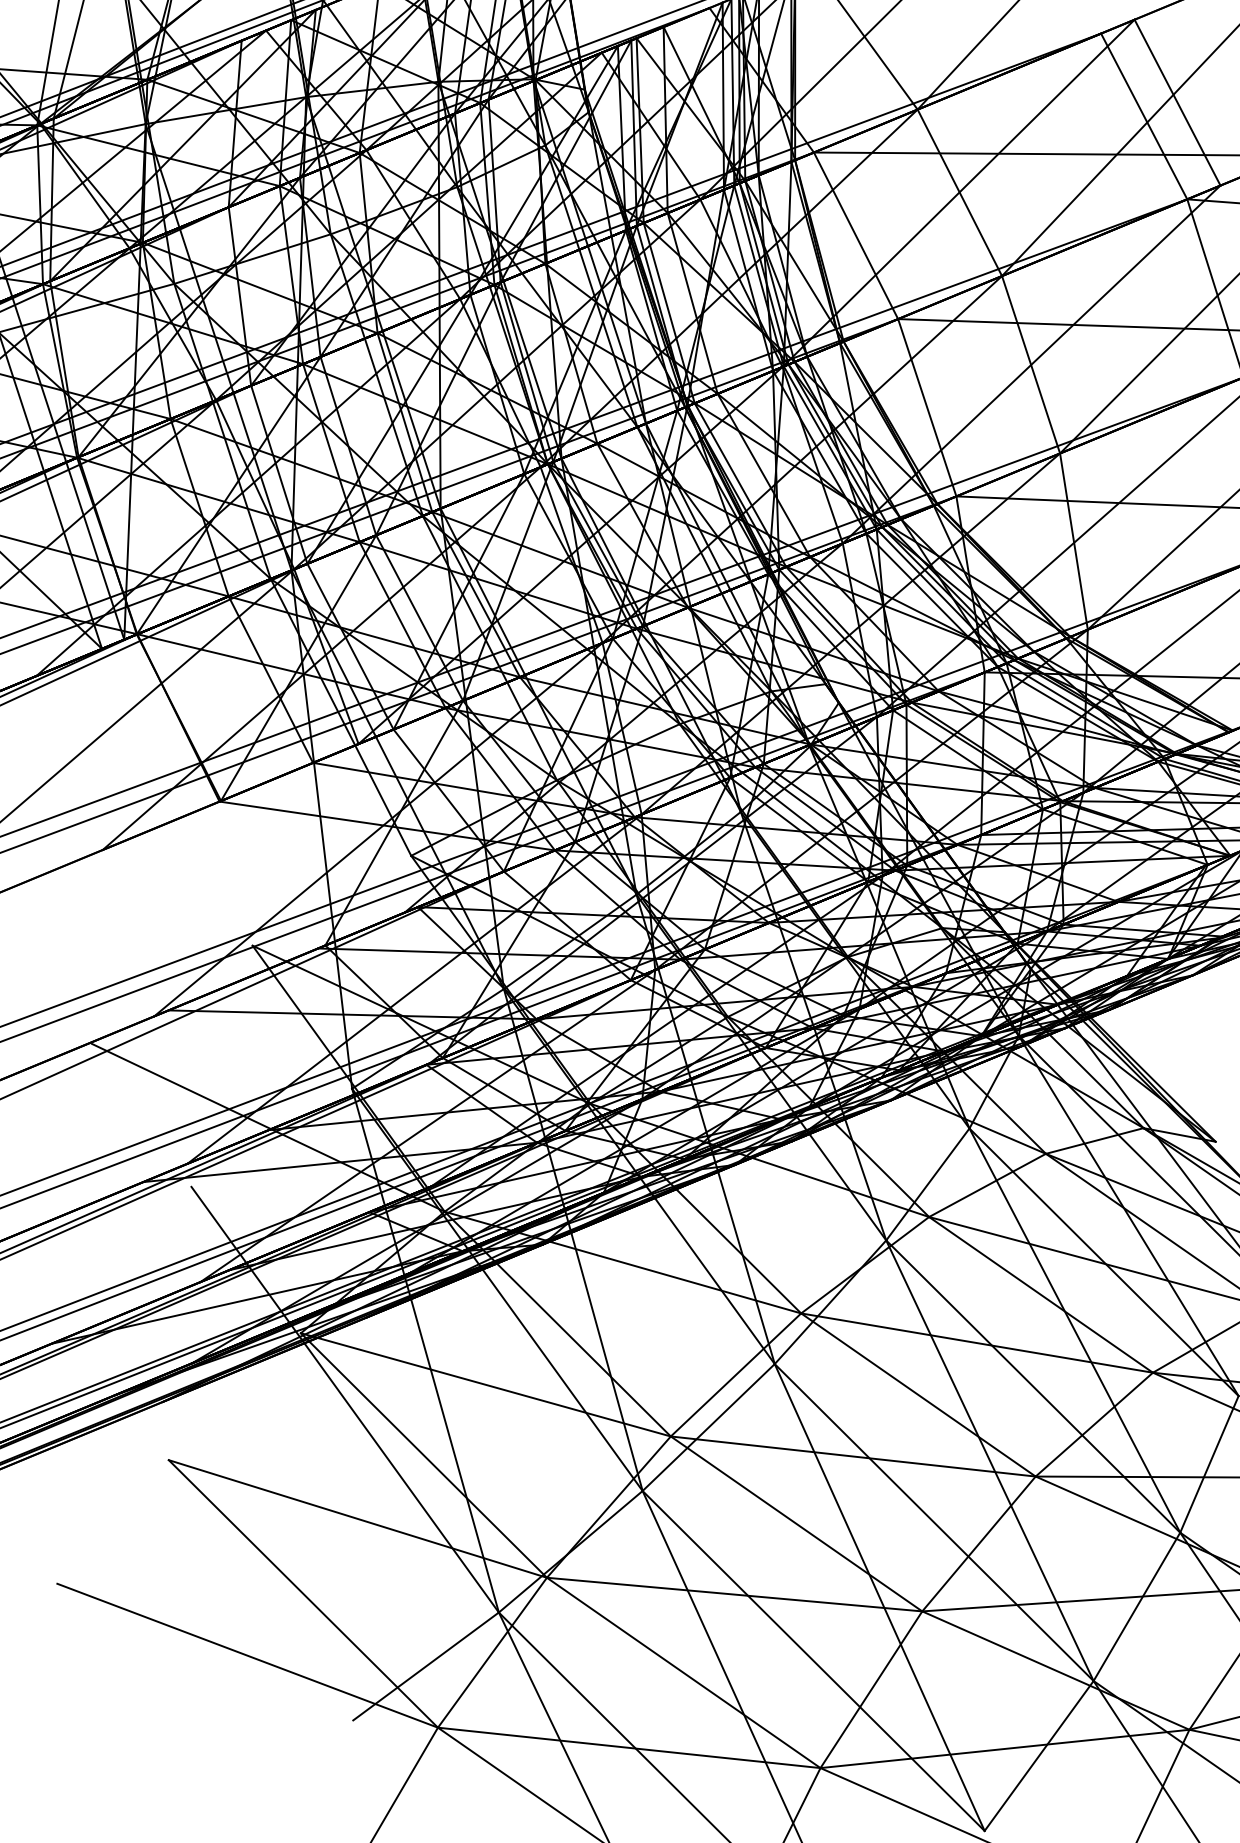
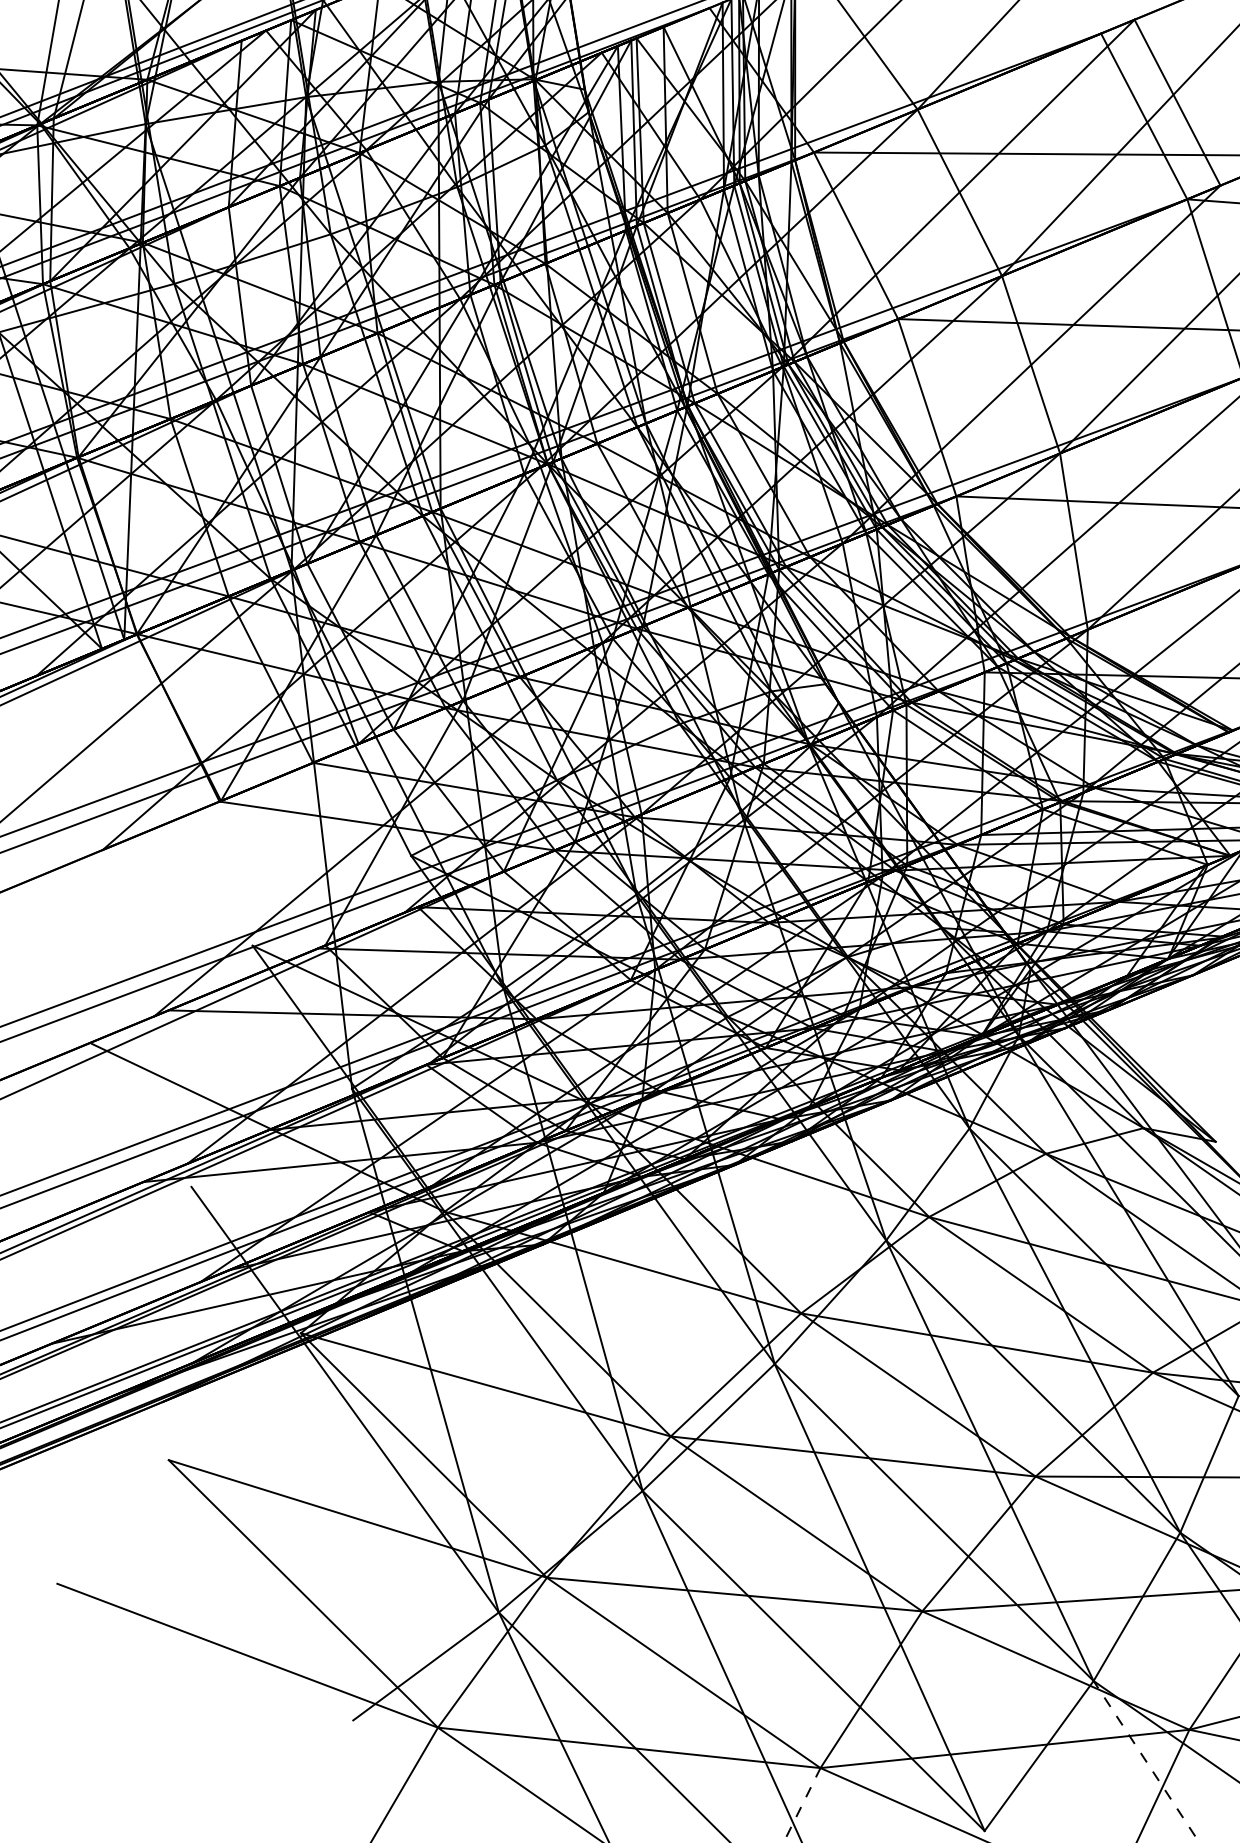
line: solid -> dashed (1146, 1761)
line: solid -> dashed (802, 1804)
